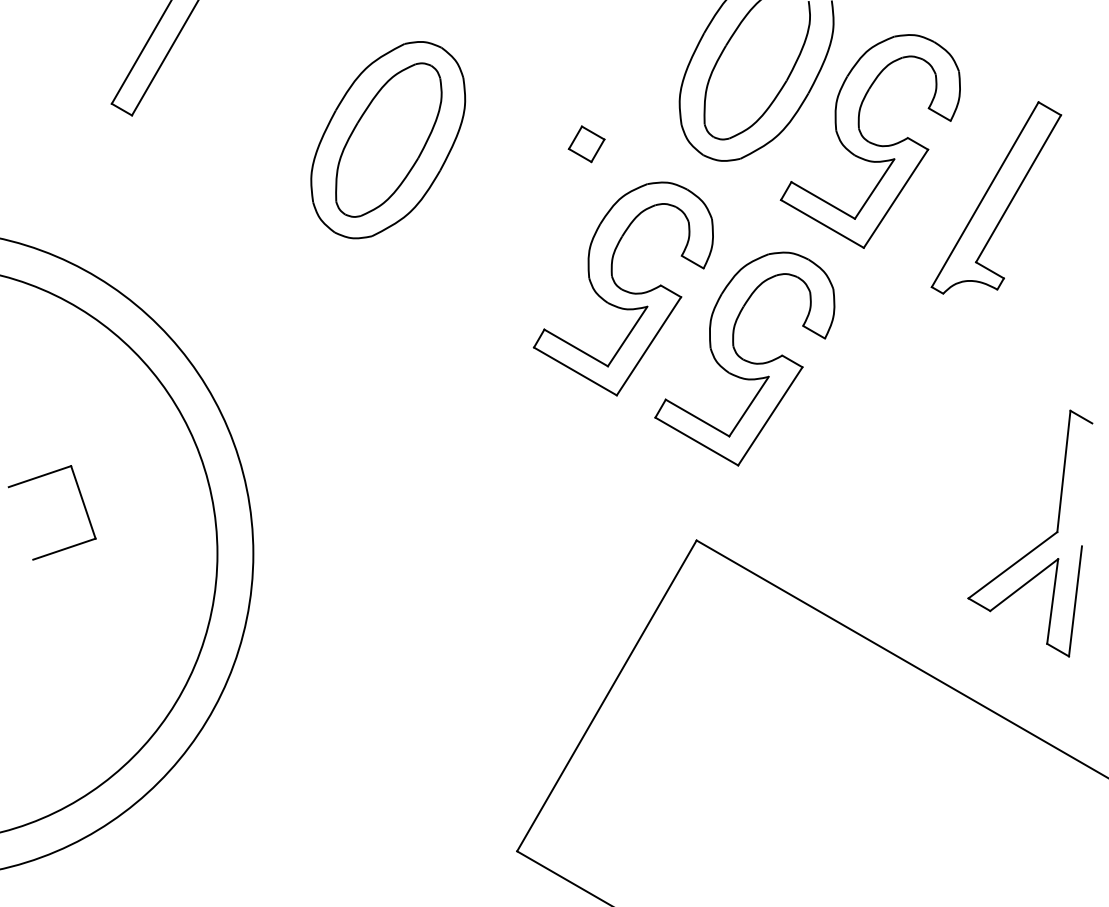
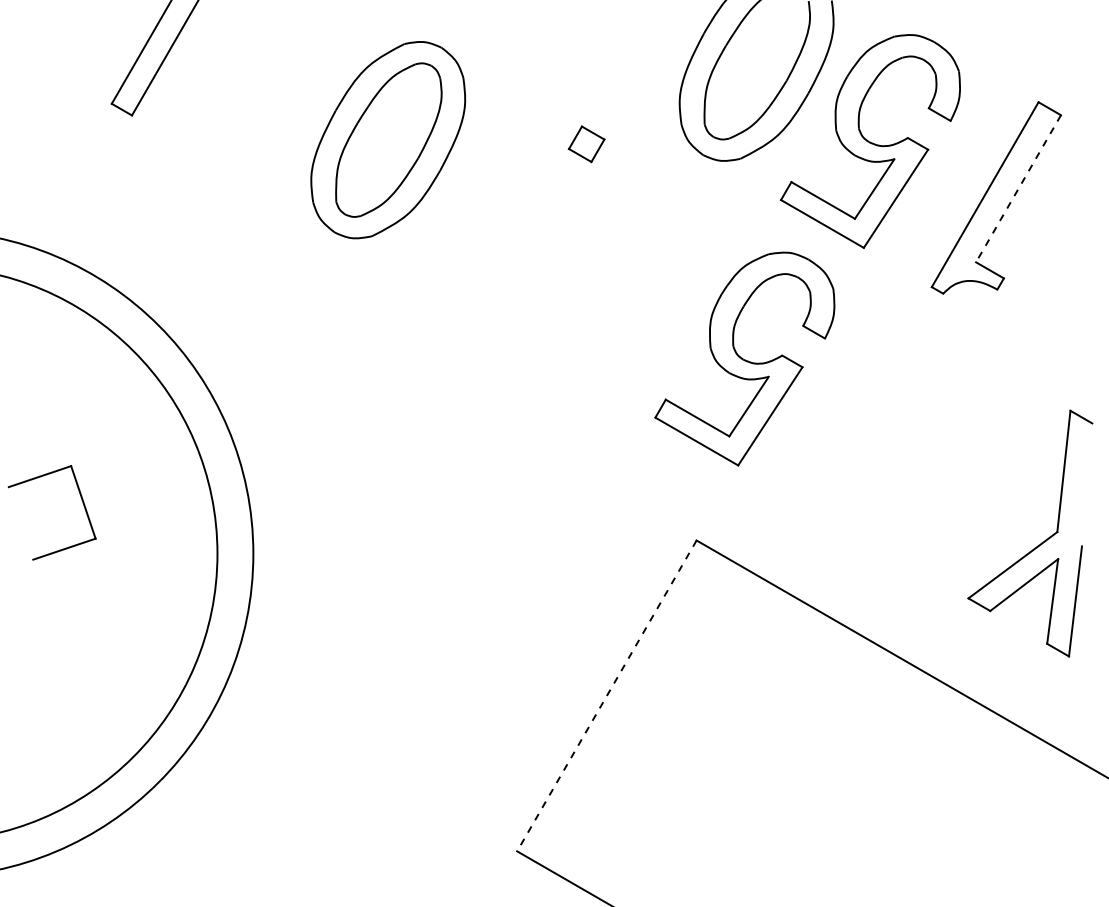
line: solid -> dashed (1018, 188)
part: present -> none (622, 288)
line: solid -> dashed (606, 696)
